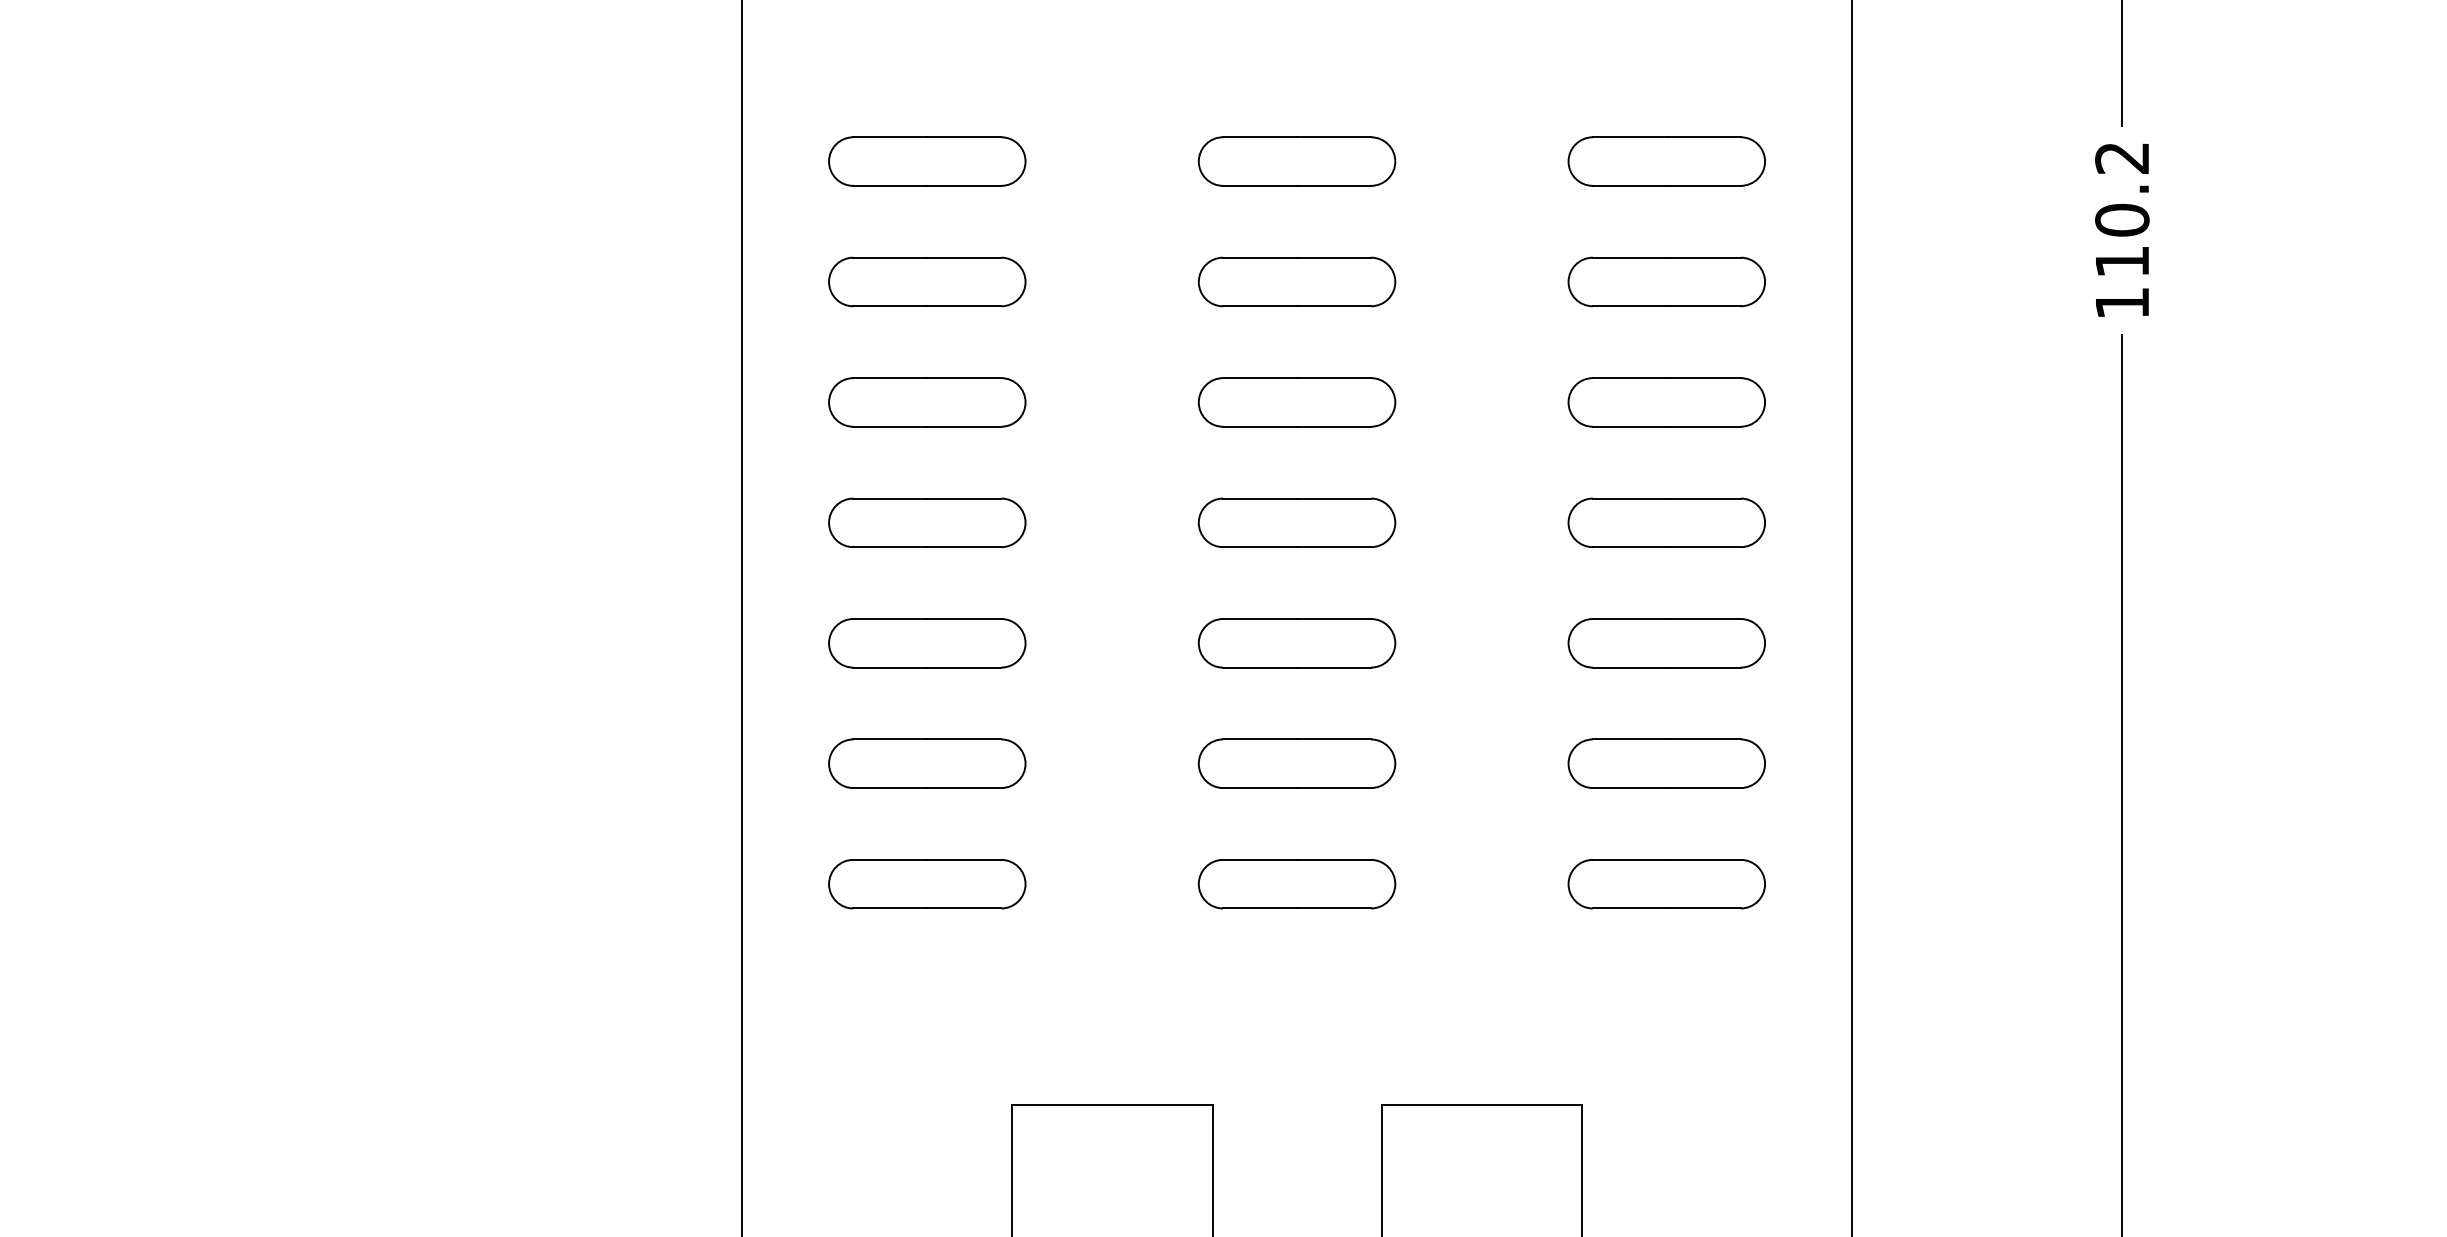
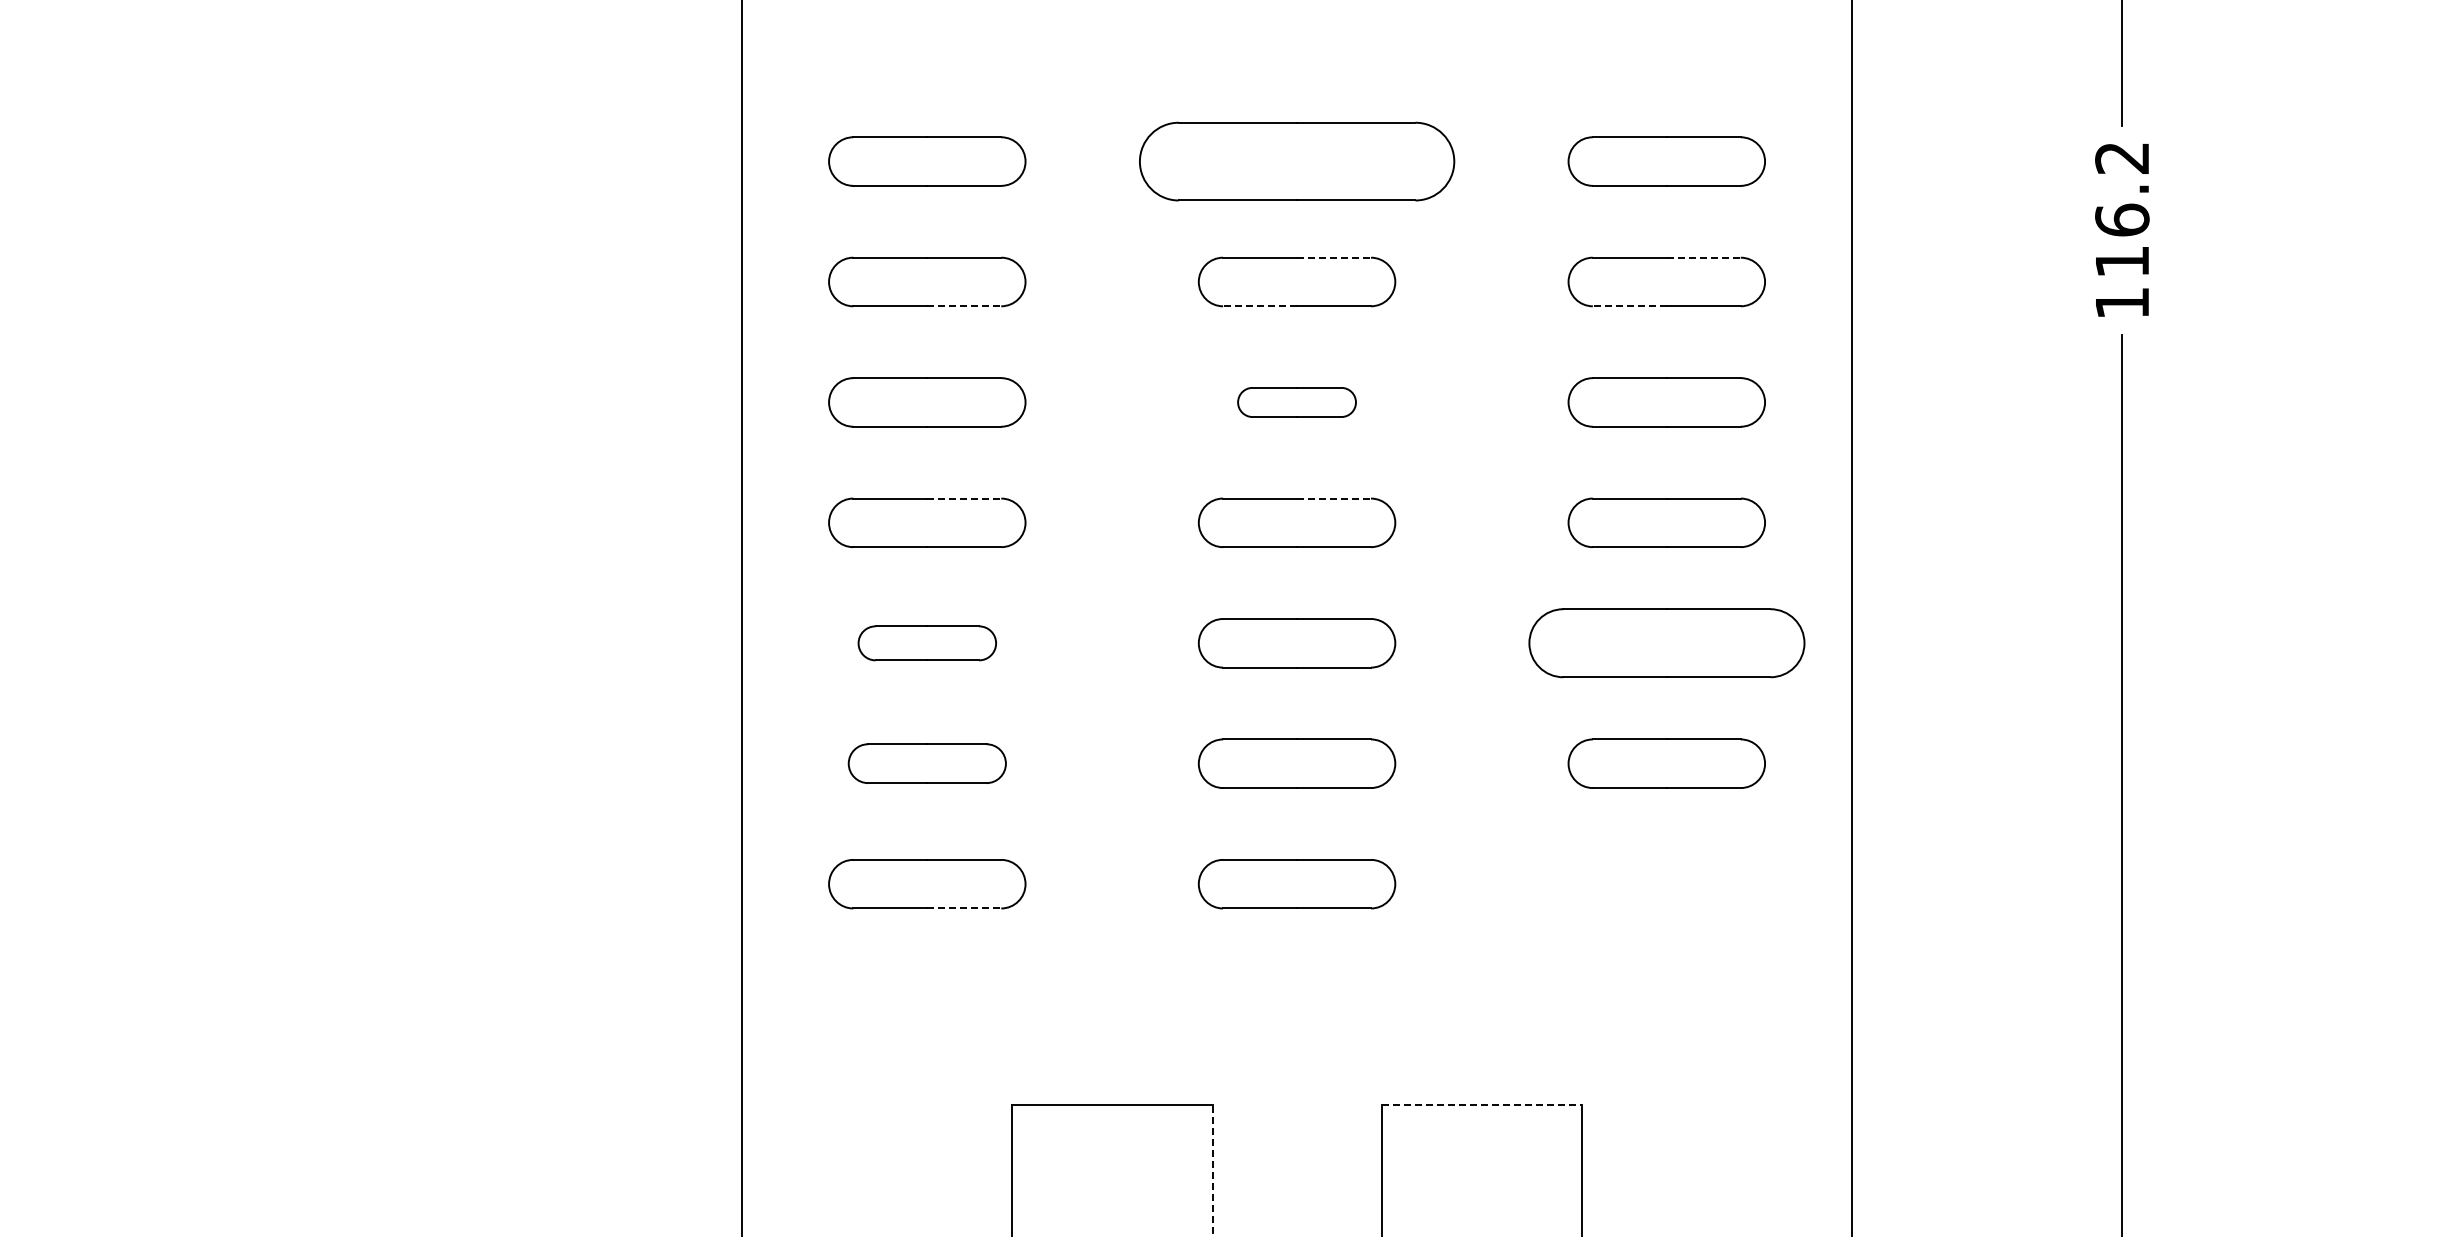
part size: 200x51 px -> 317x81 px (1297, 161)
text: 110.2 -> 116.2 (2122, 219)
line: solid -> dashed (1334, 257)
line: solid -> dashed (1703, 257)
line: solid -> dashed (964, 306)
line: solid -> dashed (1260, 306)
line: solid -> dashed (1629, 306)
part size: 200x51 px -> 120x31 px (1296, 402)
line: solid -> dashed (964, 498)
line: solid -> dashed (1334, 498)
part size: 199x51 px -> 140x37 px (926, 643)
part size: 199x51 px -> 278x71 px (1666, 643)
part size: 199x51 px -> 160x41 px (926, 763)
part: present -> none (1666, 884)
line: solid -> dashed (964, 908)
line: solid -> dashed (1482, 1104)
line: solid -> dashed (1212, 1170)
